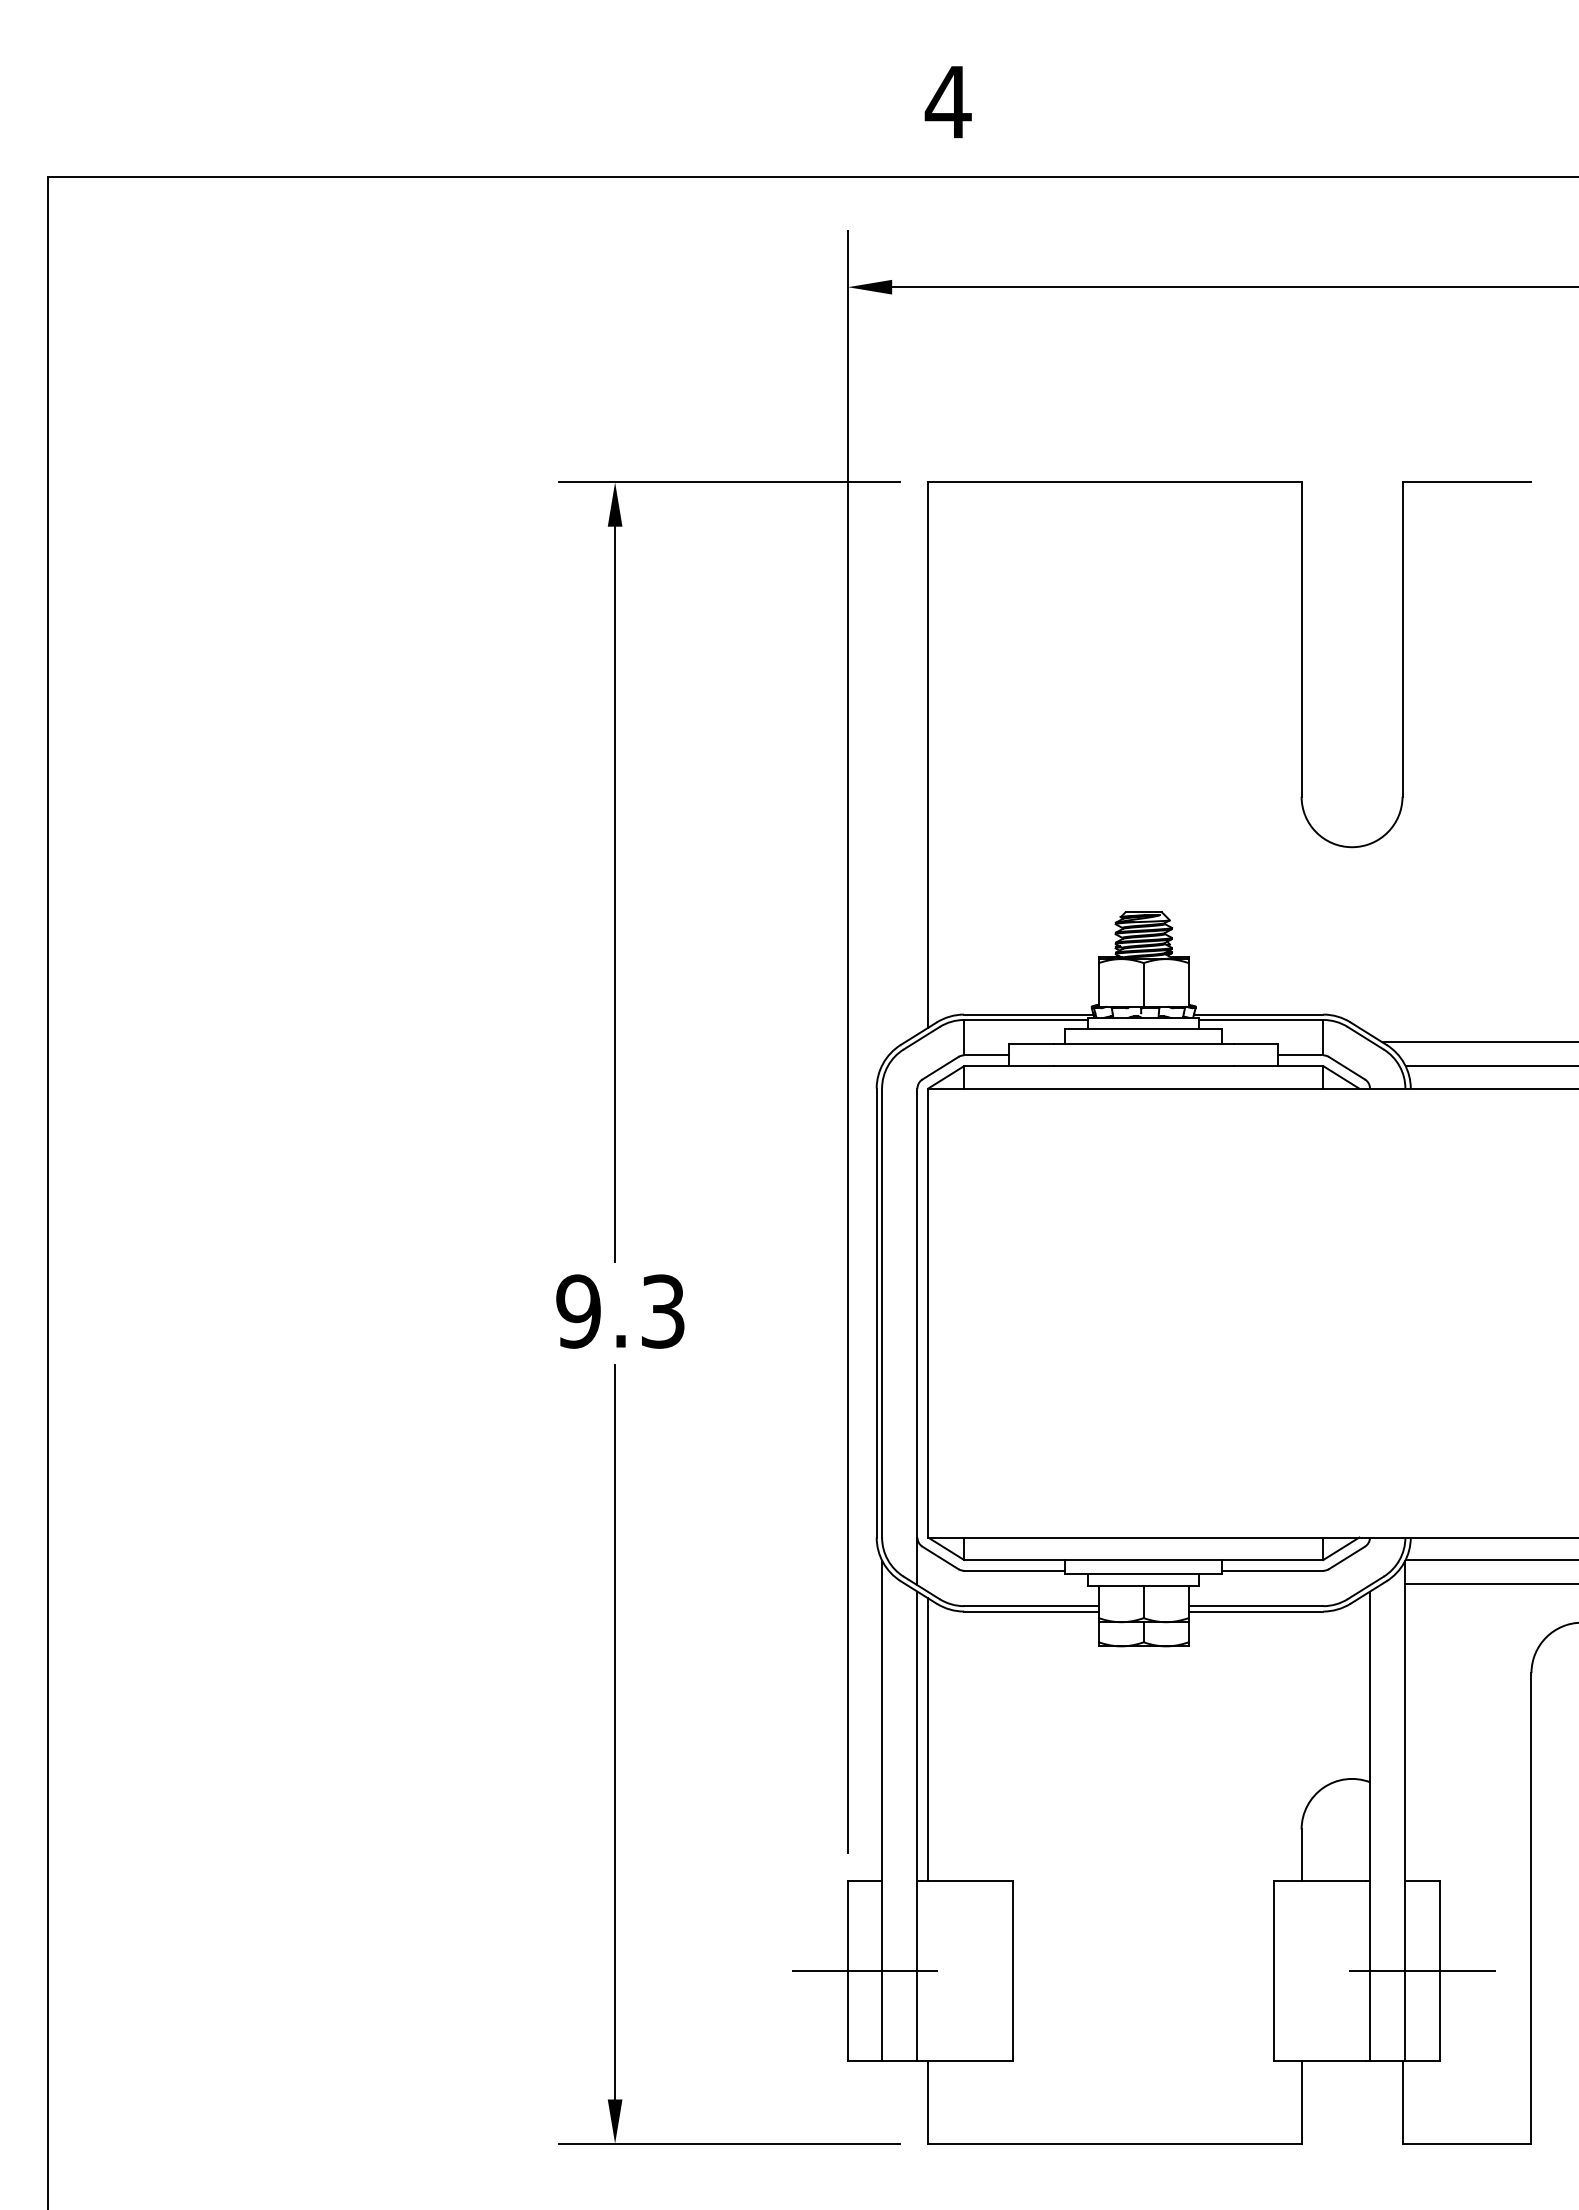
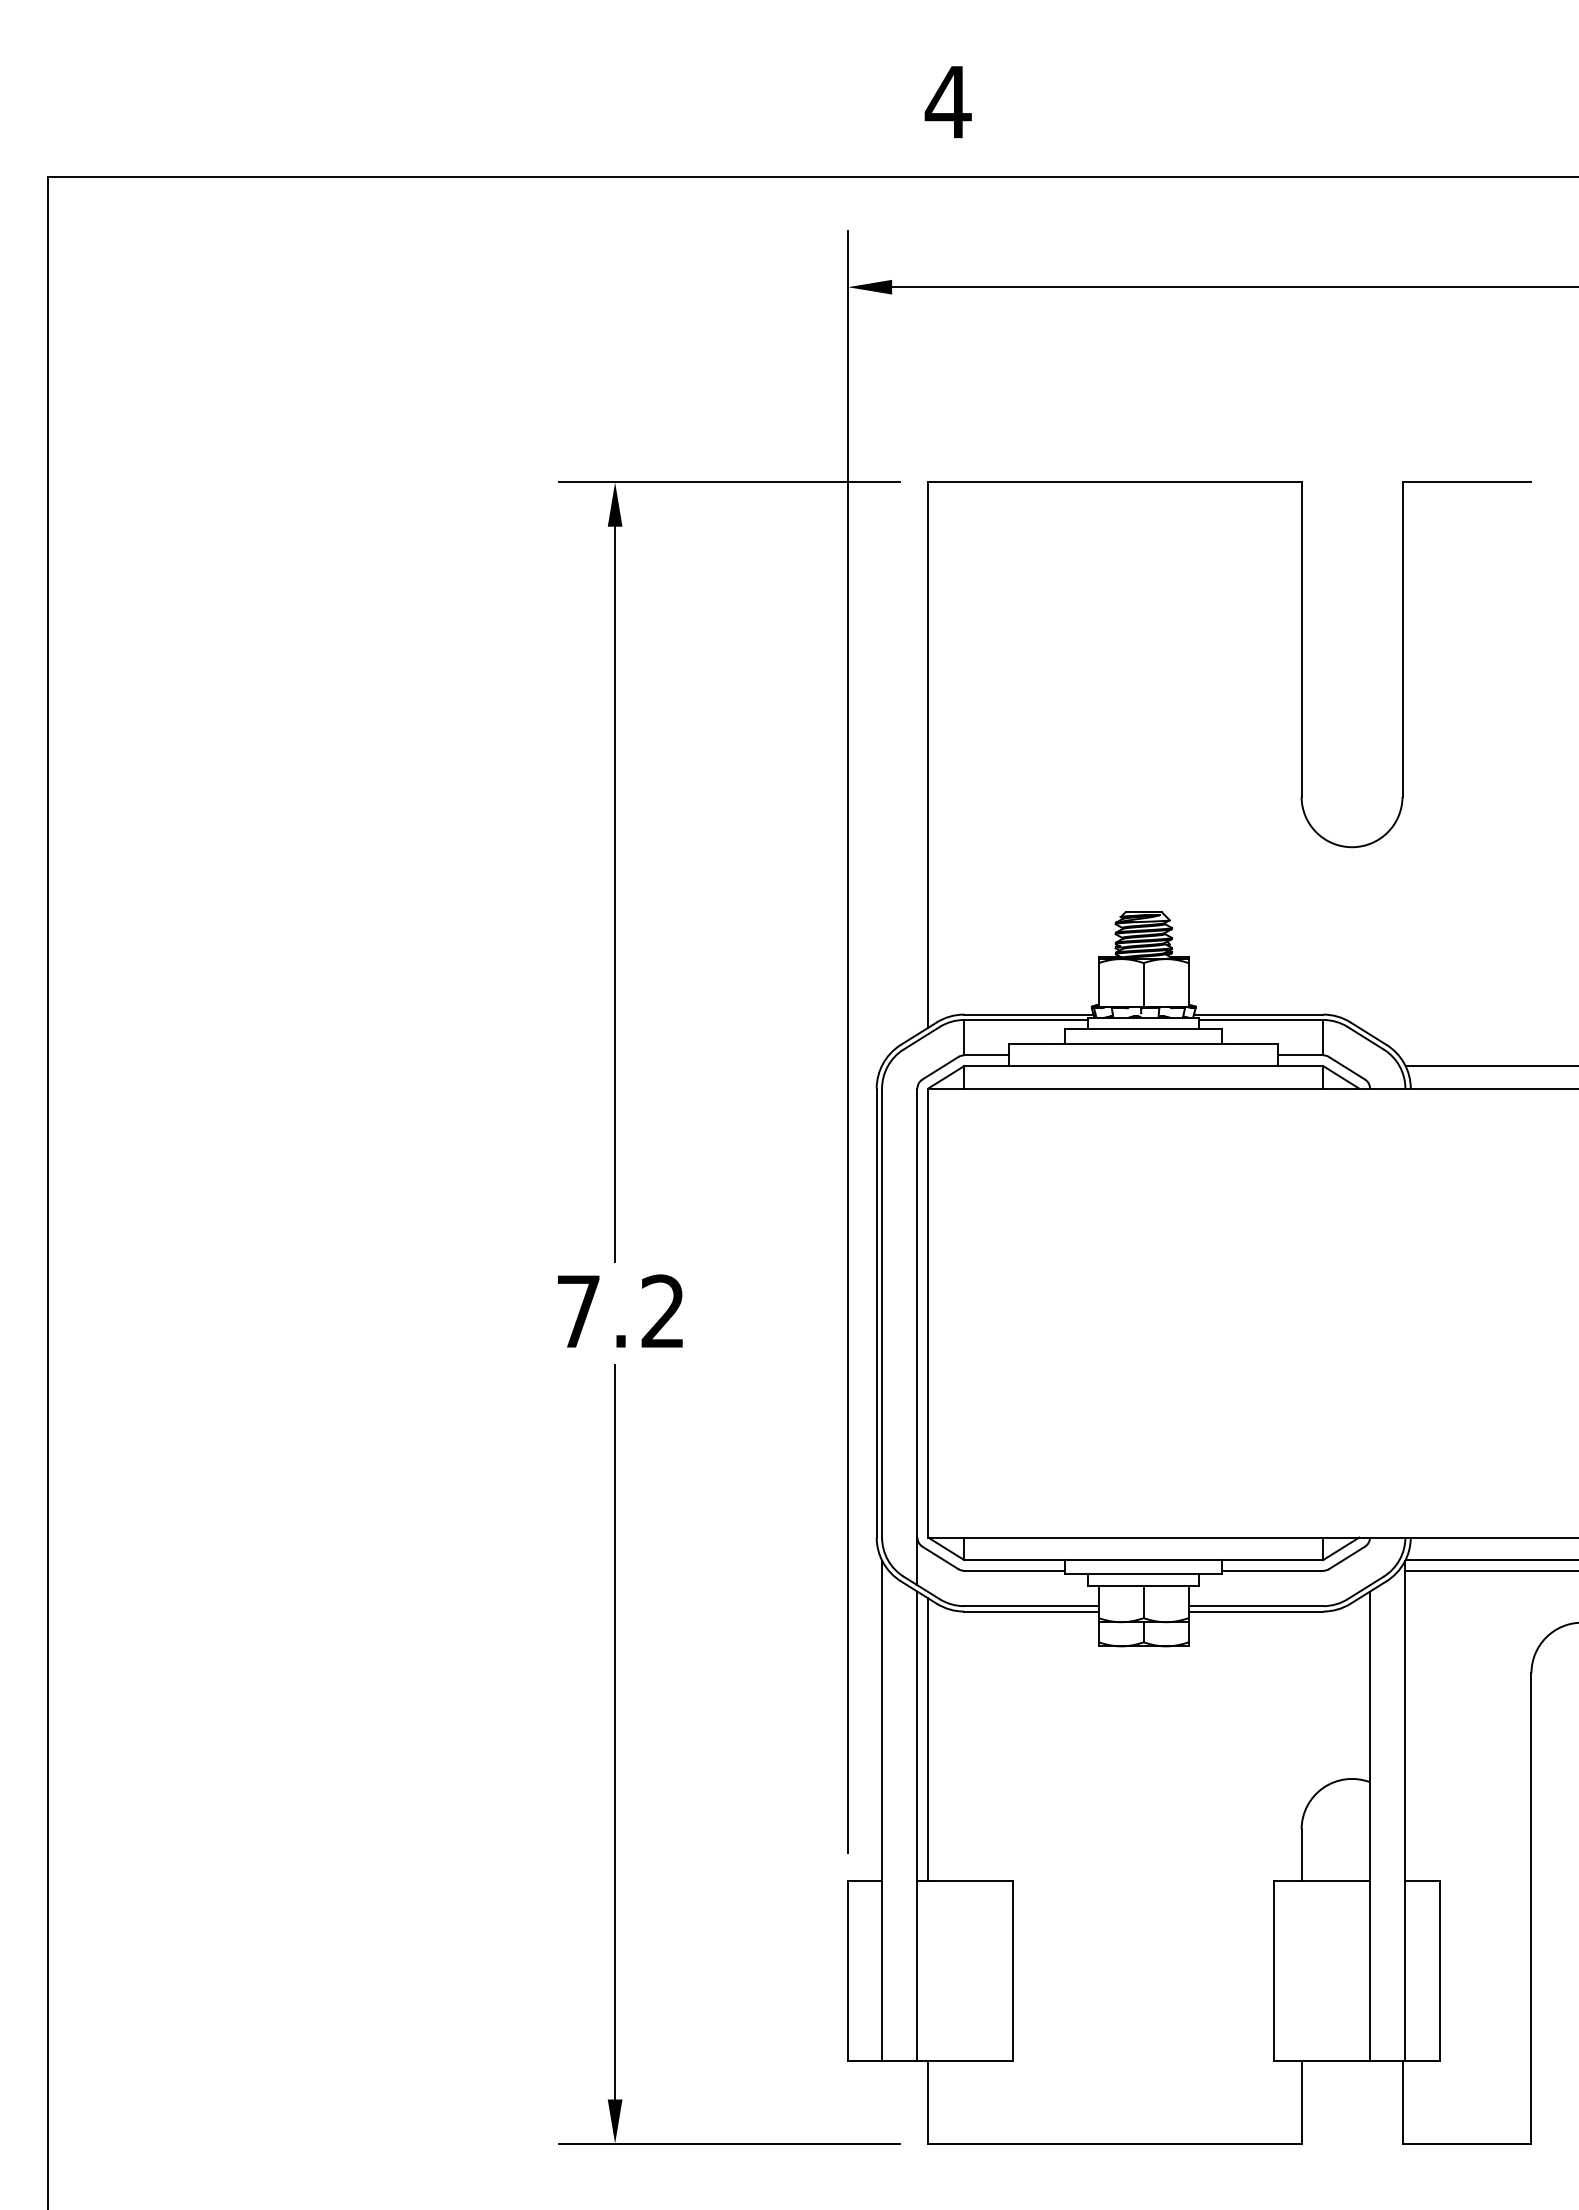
line: present -> none (1478, 1041)
text: 9.3 -> 7.2 (620, 1311)
line position: (1490, 1584) -> (1490, 1571) (1490, 1571)
line: present -> none (864, 1970)
line: present -> none (1422, 1970)
